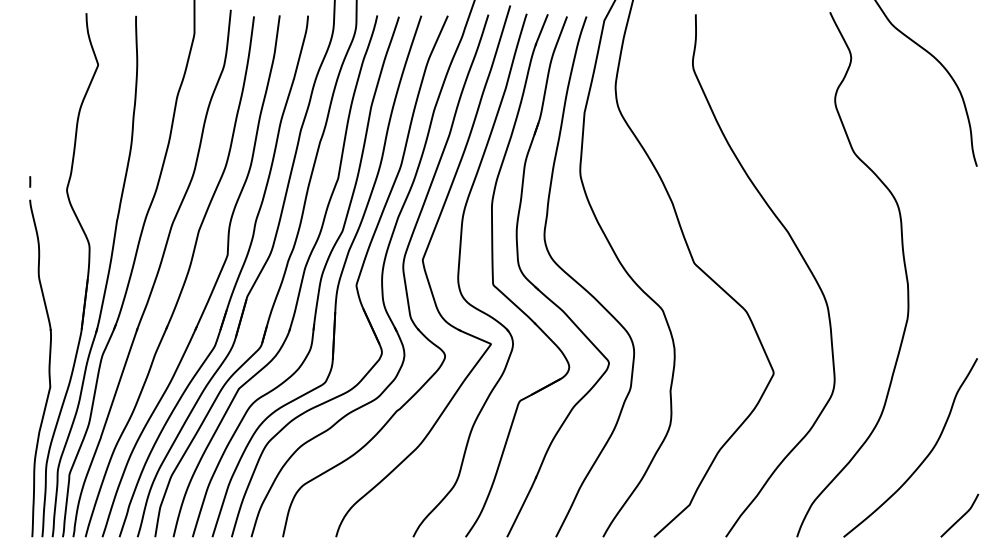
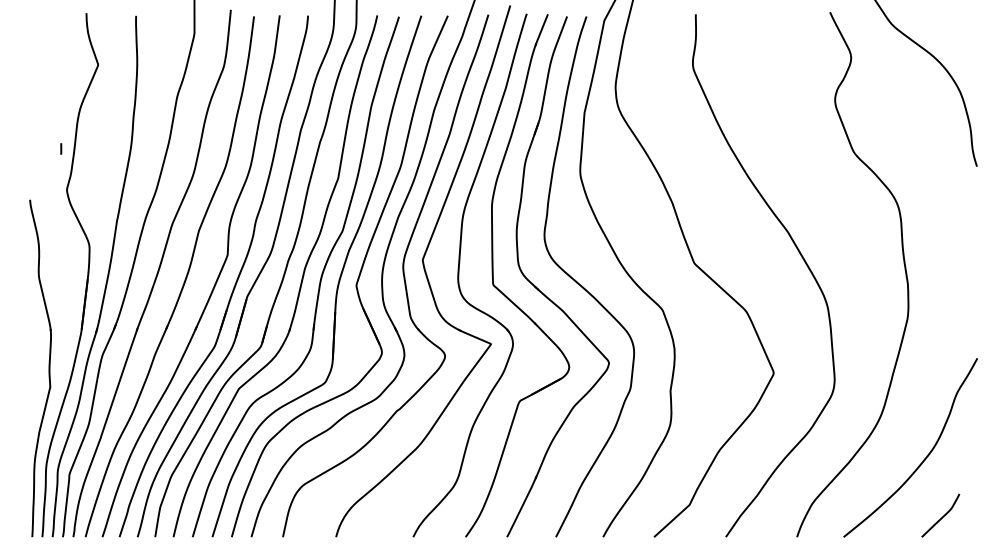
curve position: (30, 181) -> (61, 148) (61, 148)
curve position: (961, 516) -> (942, 516) (942, 516)
